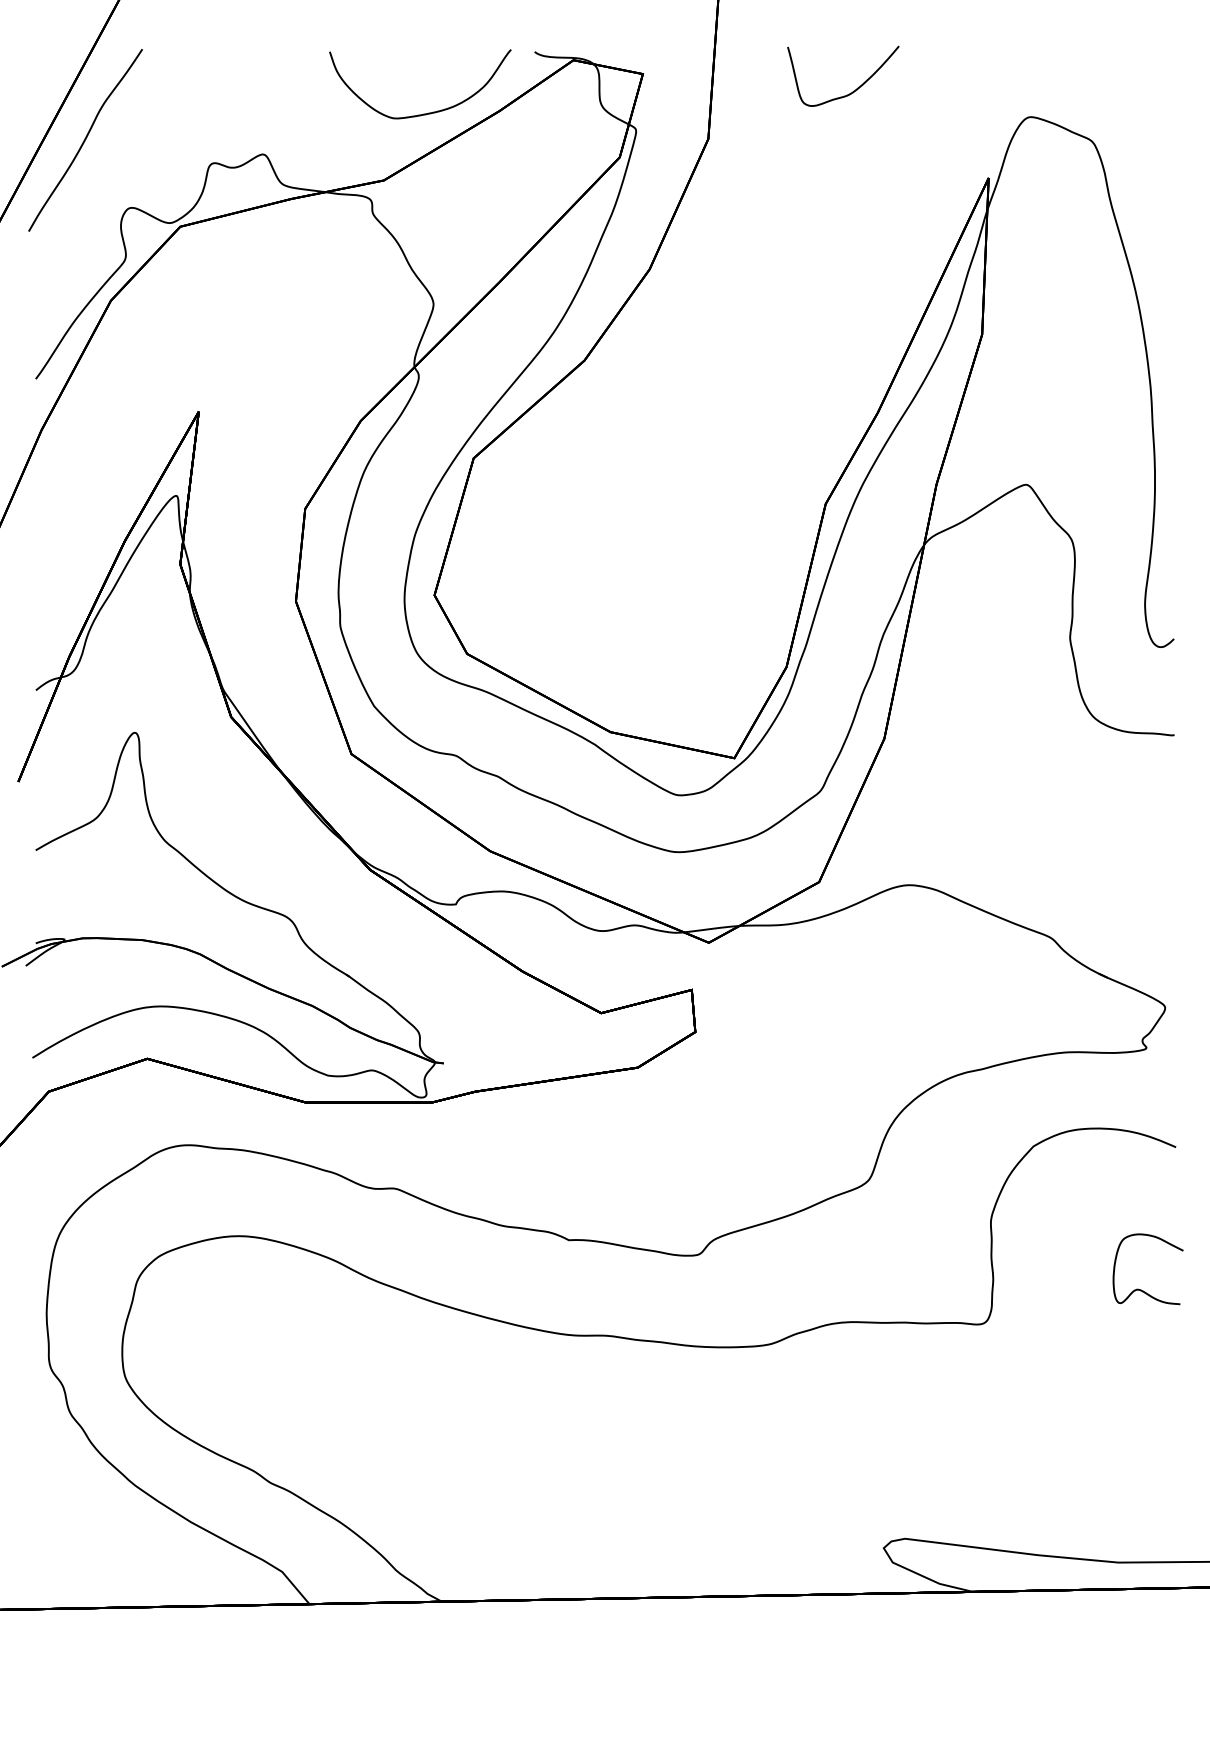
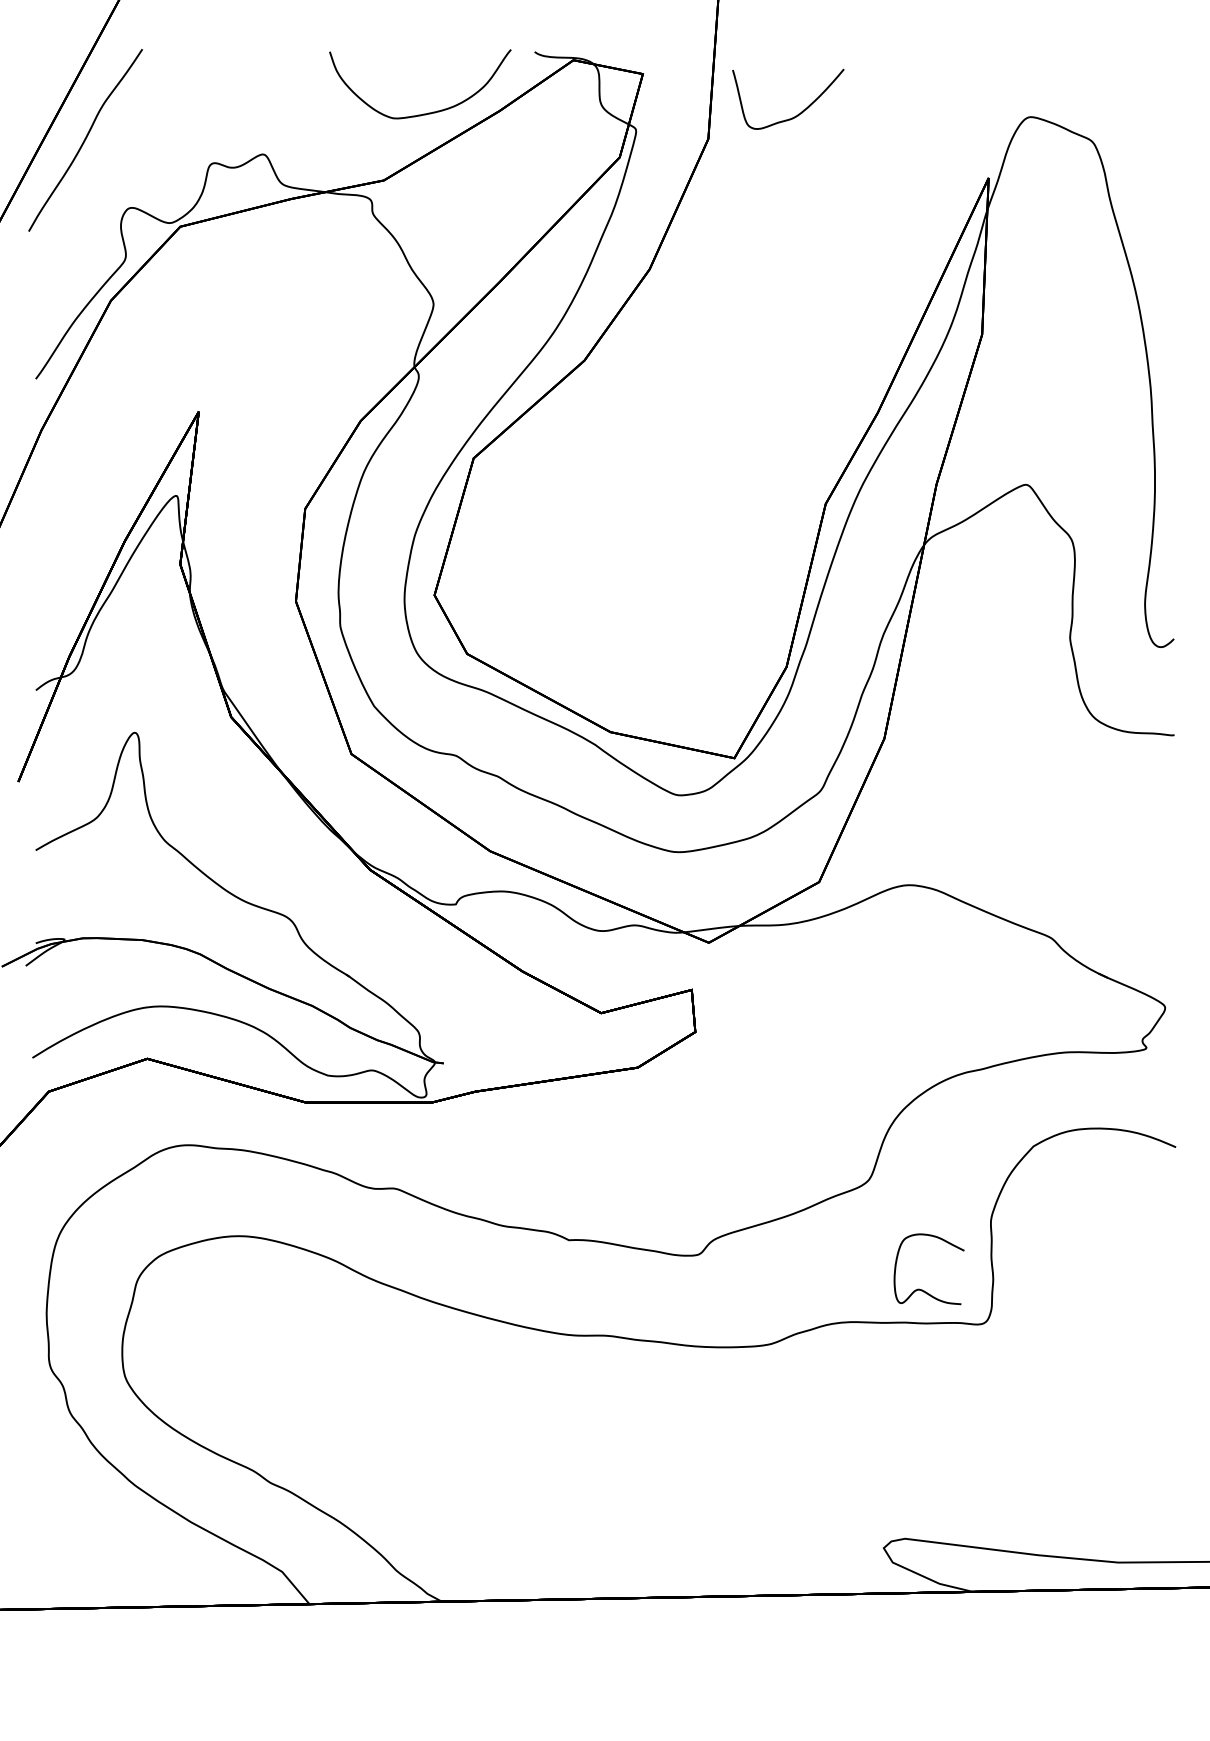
curve position: (853, 90) -> (798, 113) (798, 113)
curve position: (1141, 1289) -> (922, 1289) (922, 1289)
